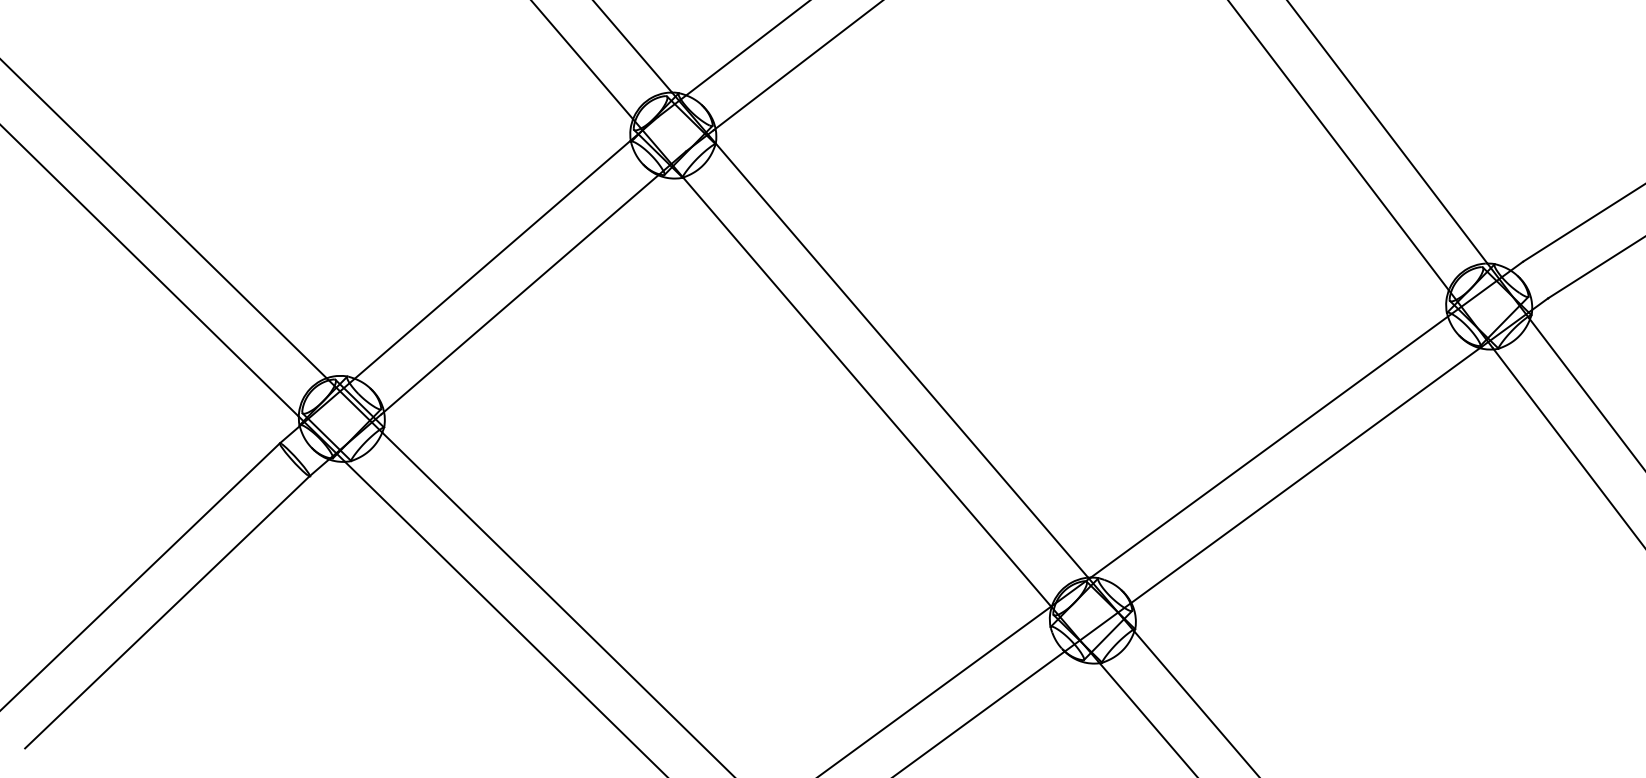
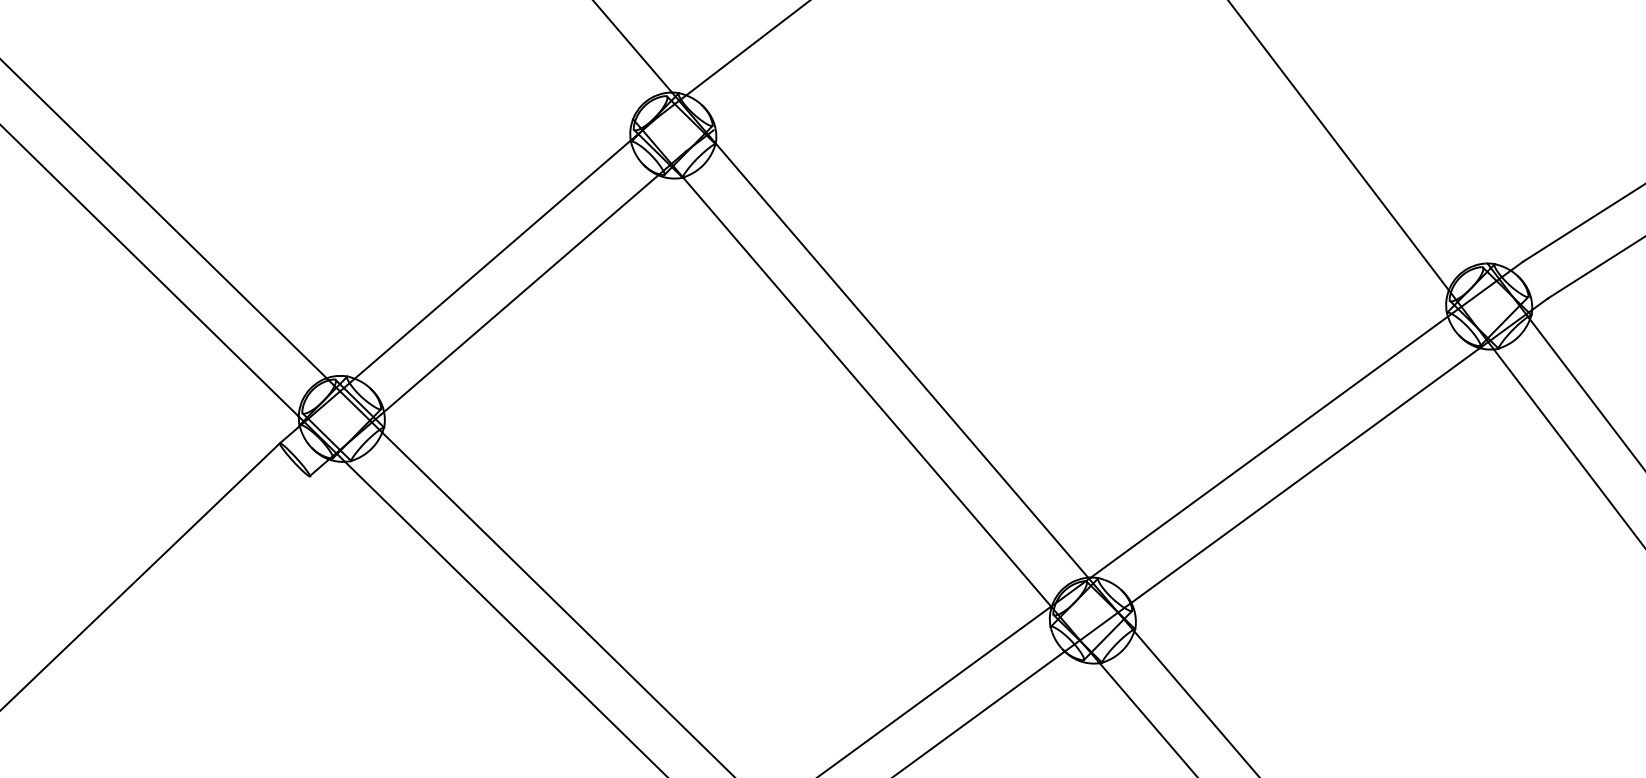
line: present -> none (582, 60)
line: present -> none (796, 66)
line: present -> none (1387, 132)
line: present -> none (167, 612)
